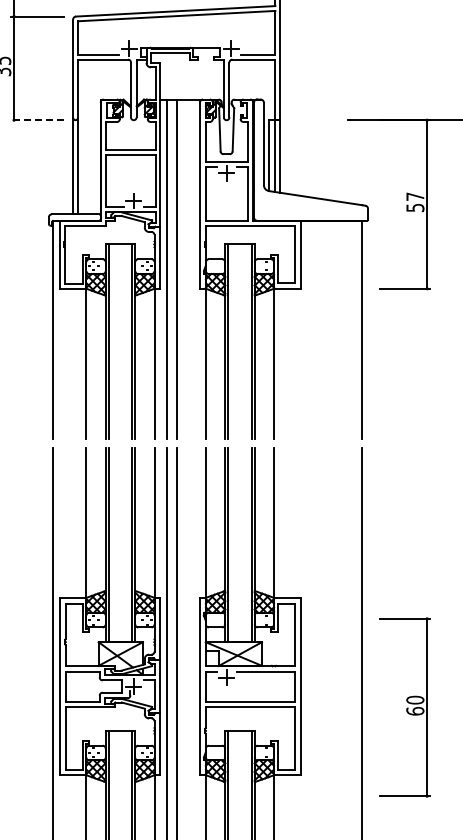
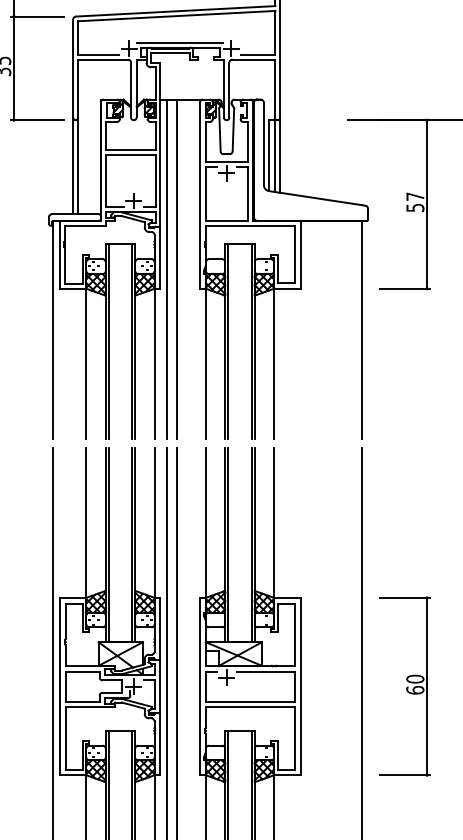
line: none -> present (180, 42)
line: dashed -> solid (37, 120)
part position: (404, 707) -> (404, 686) (404, 686)
